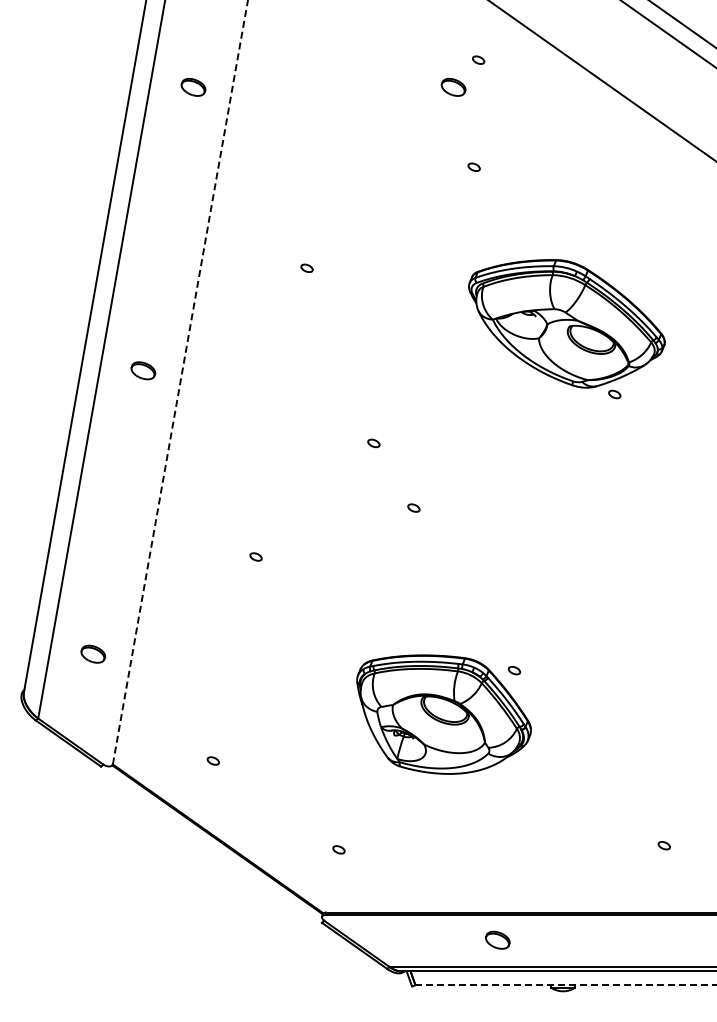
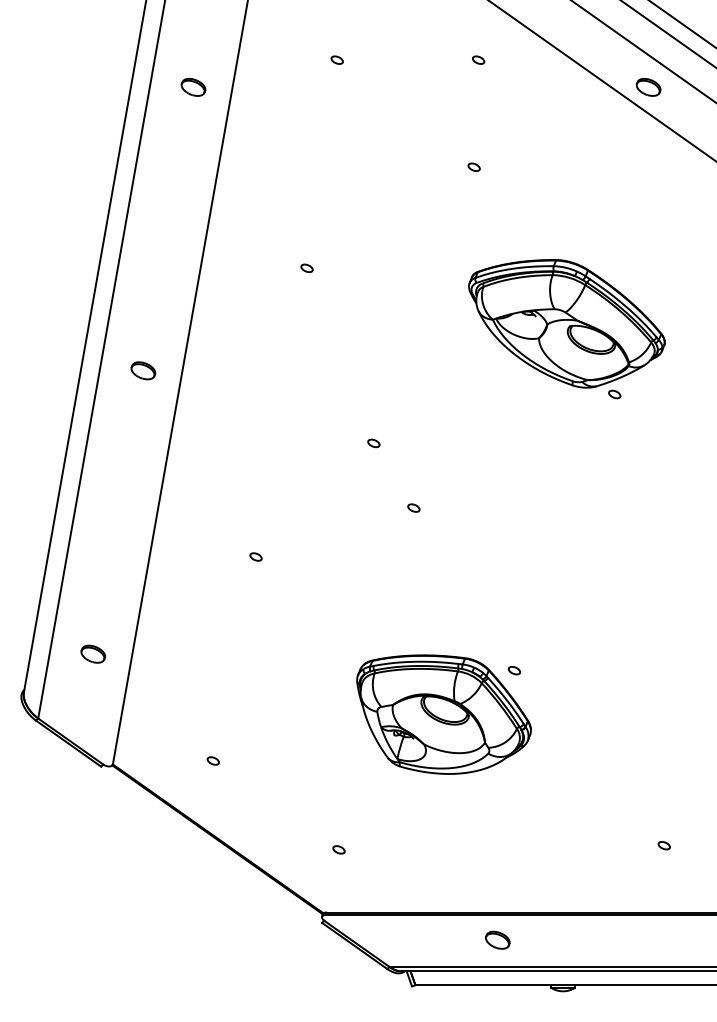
line: none -> present (643, 51)
part: none -> present (336, 59)
part position: (453, 87) -> (648, 87) (648, 87)
line: dashed -> solid (180, 382)
line: dashed -> solid (566, 985)
